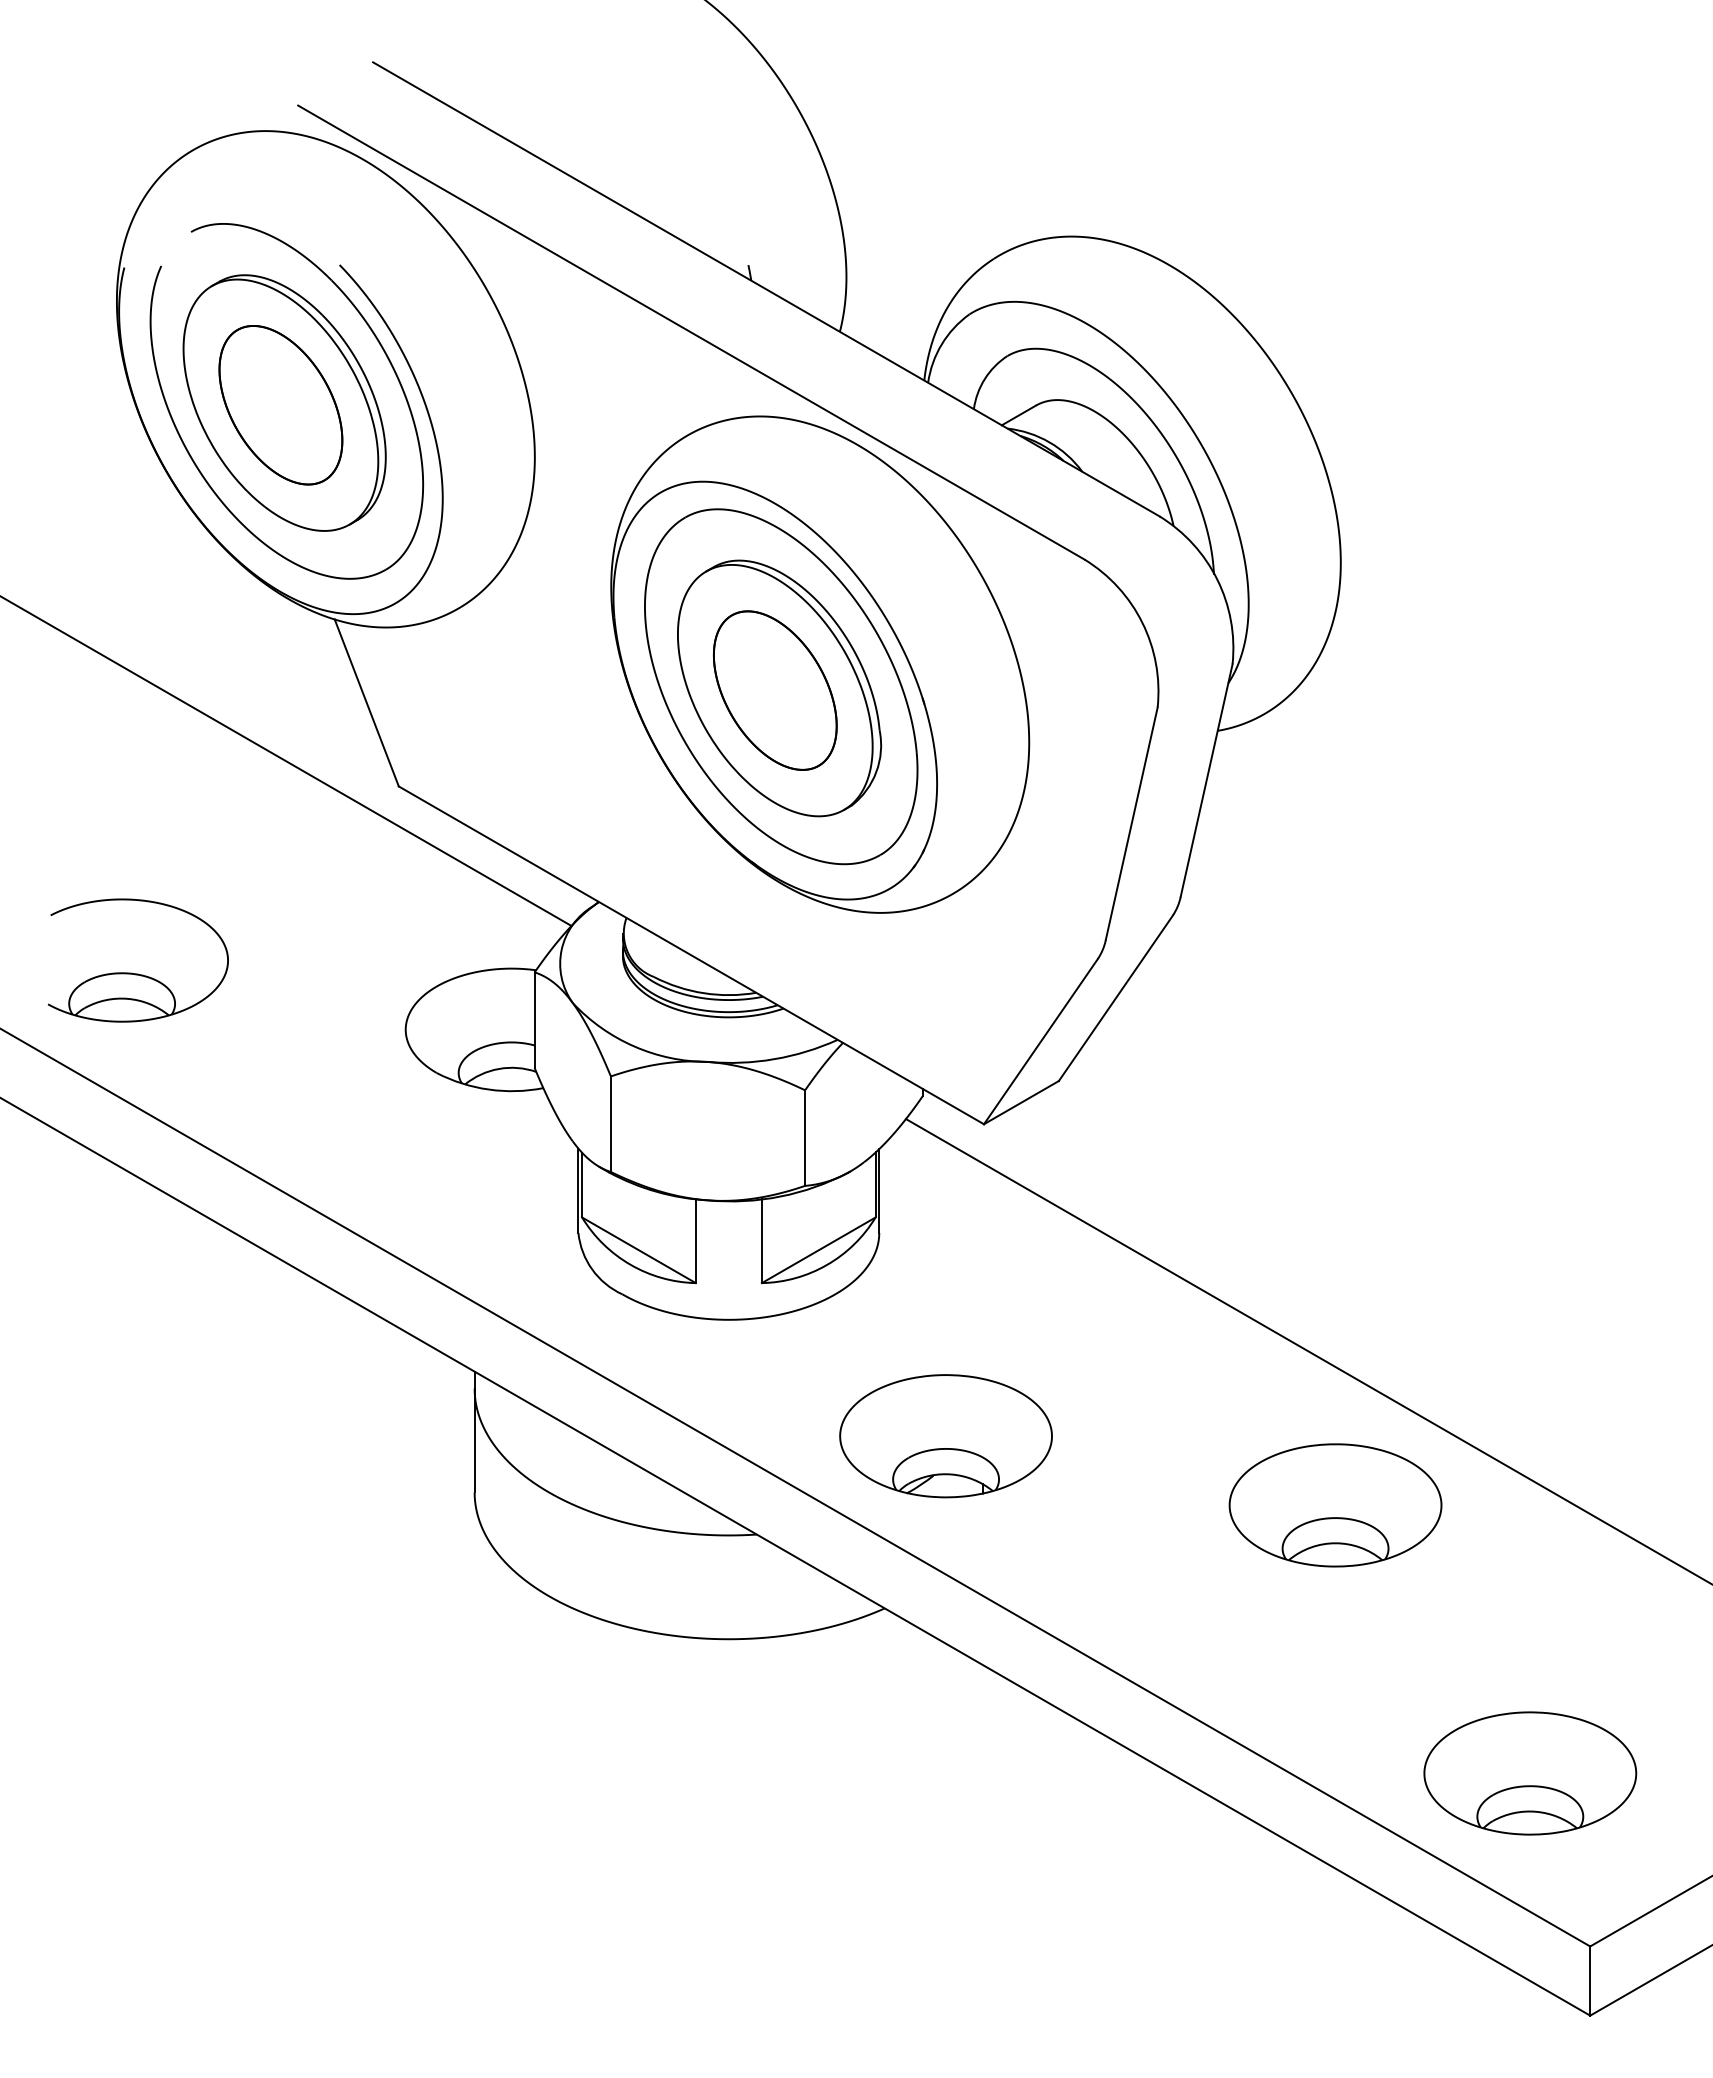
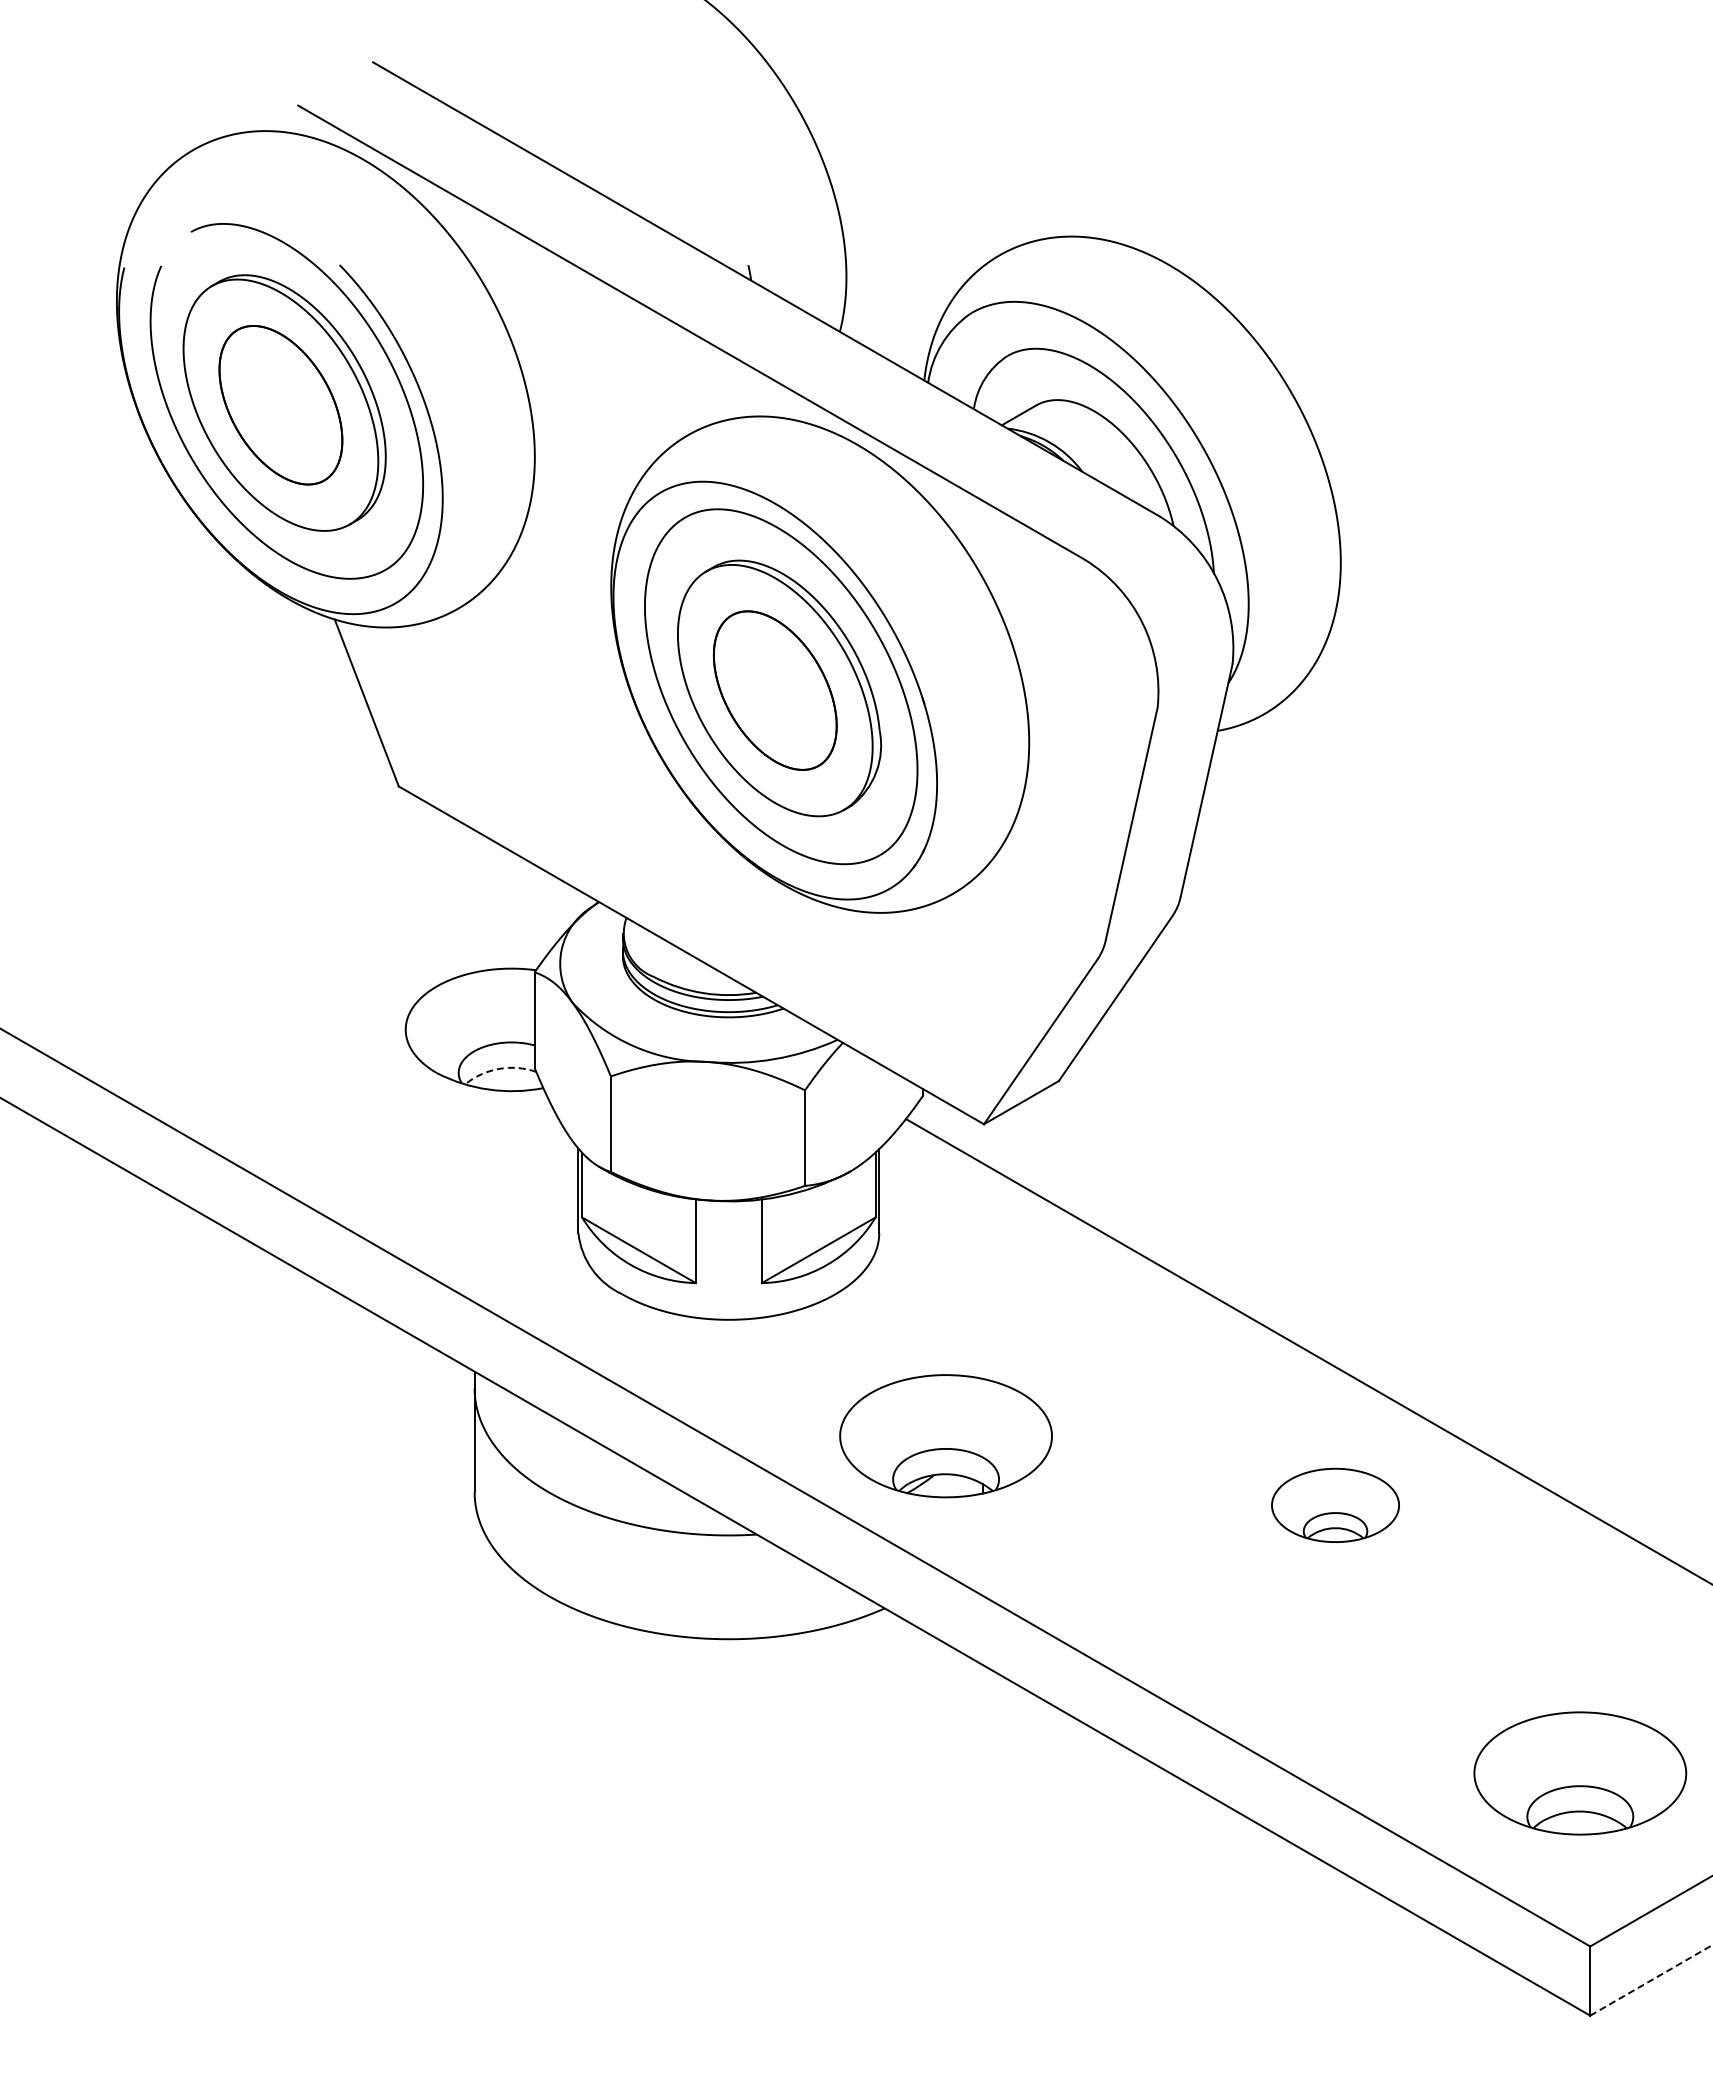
line: present -> none (286, 761)
part: present -> none (138, 973)
arc: solid -> dashed (498, 1068)
part size: 215x125 px -> 129x76 px (1335, 1504)
part position: (1530, 1773) -> (1580, 1773) (1580, 1773)
line: solid -> dashed (1651, 1980)
